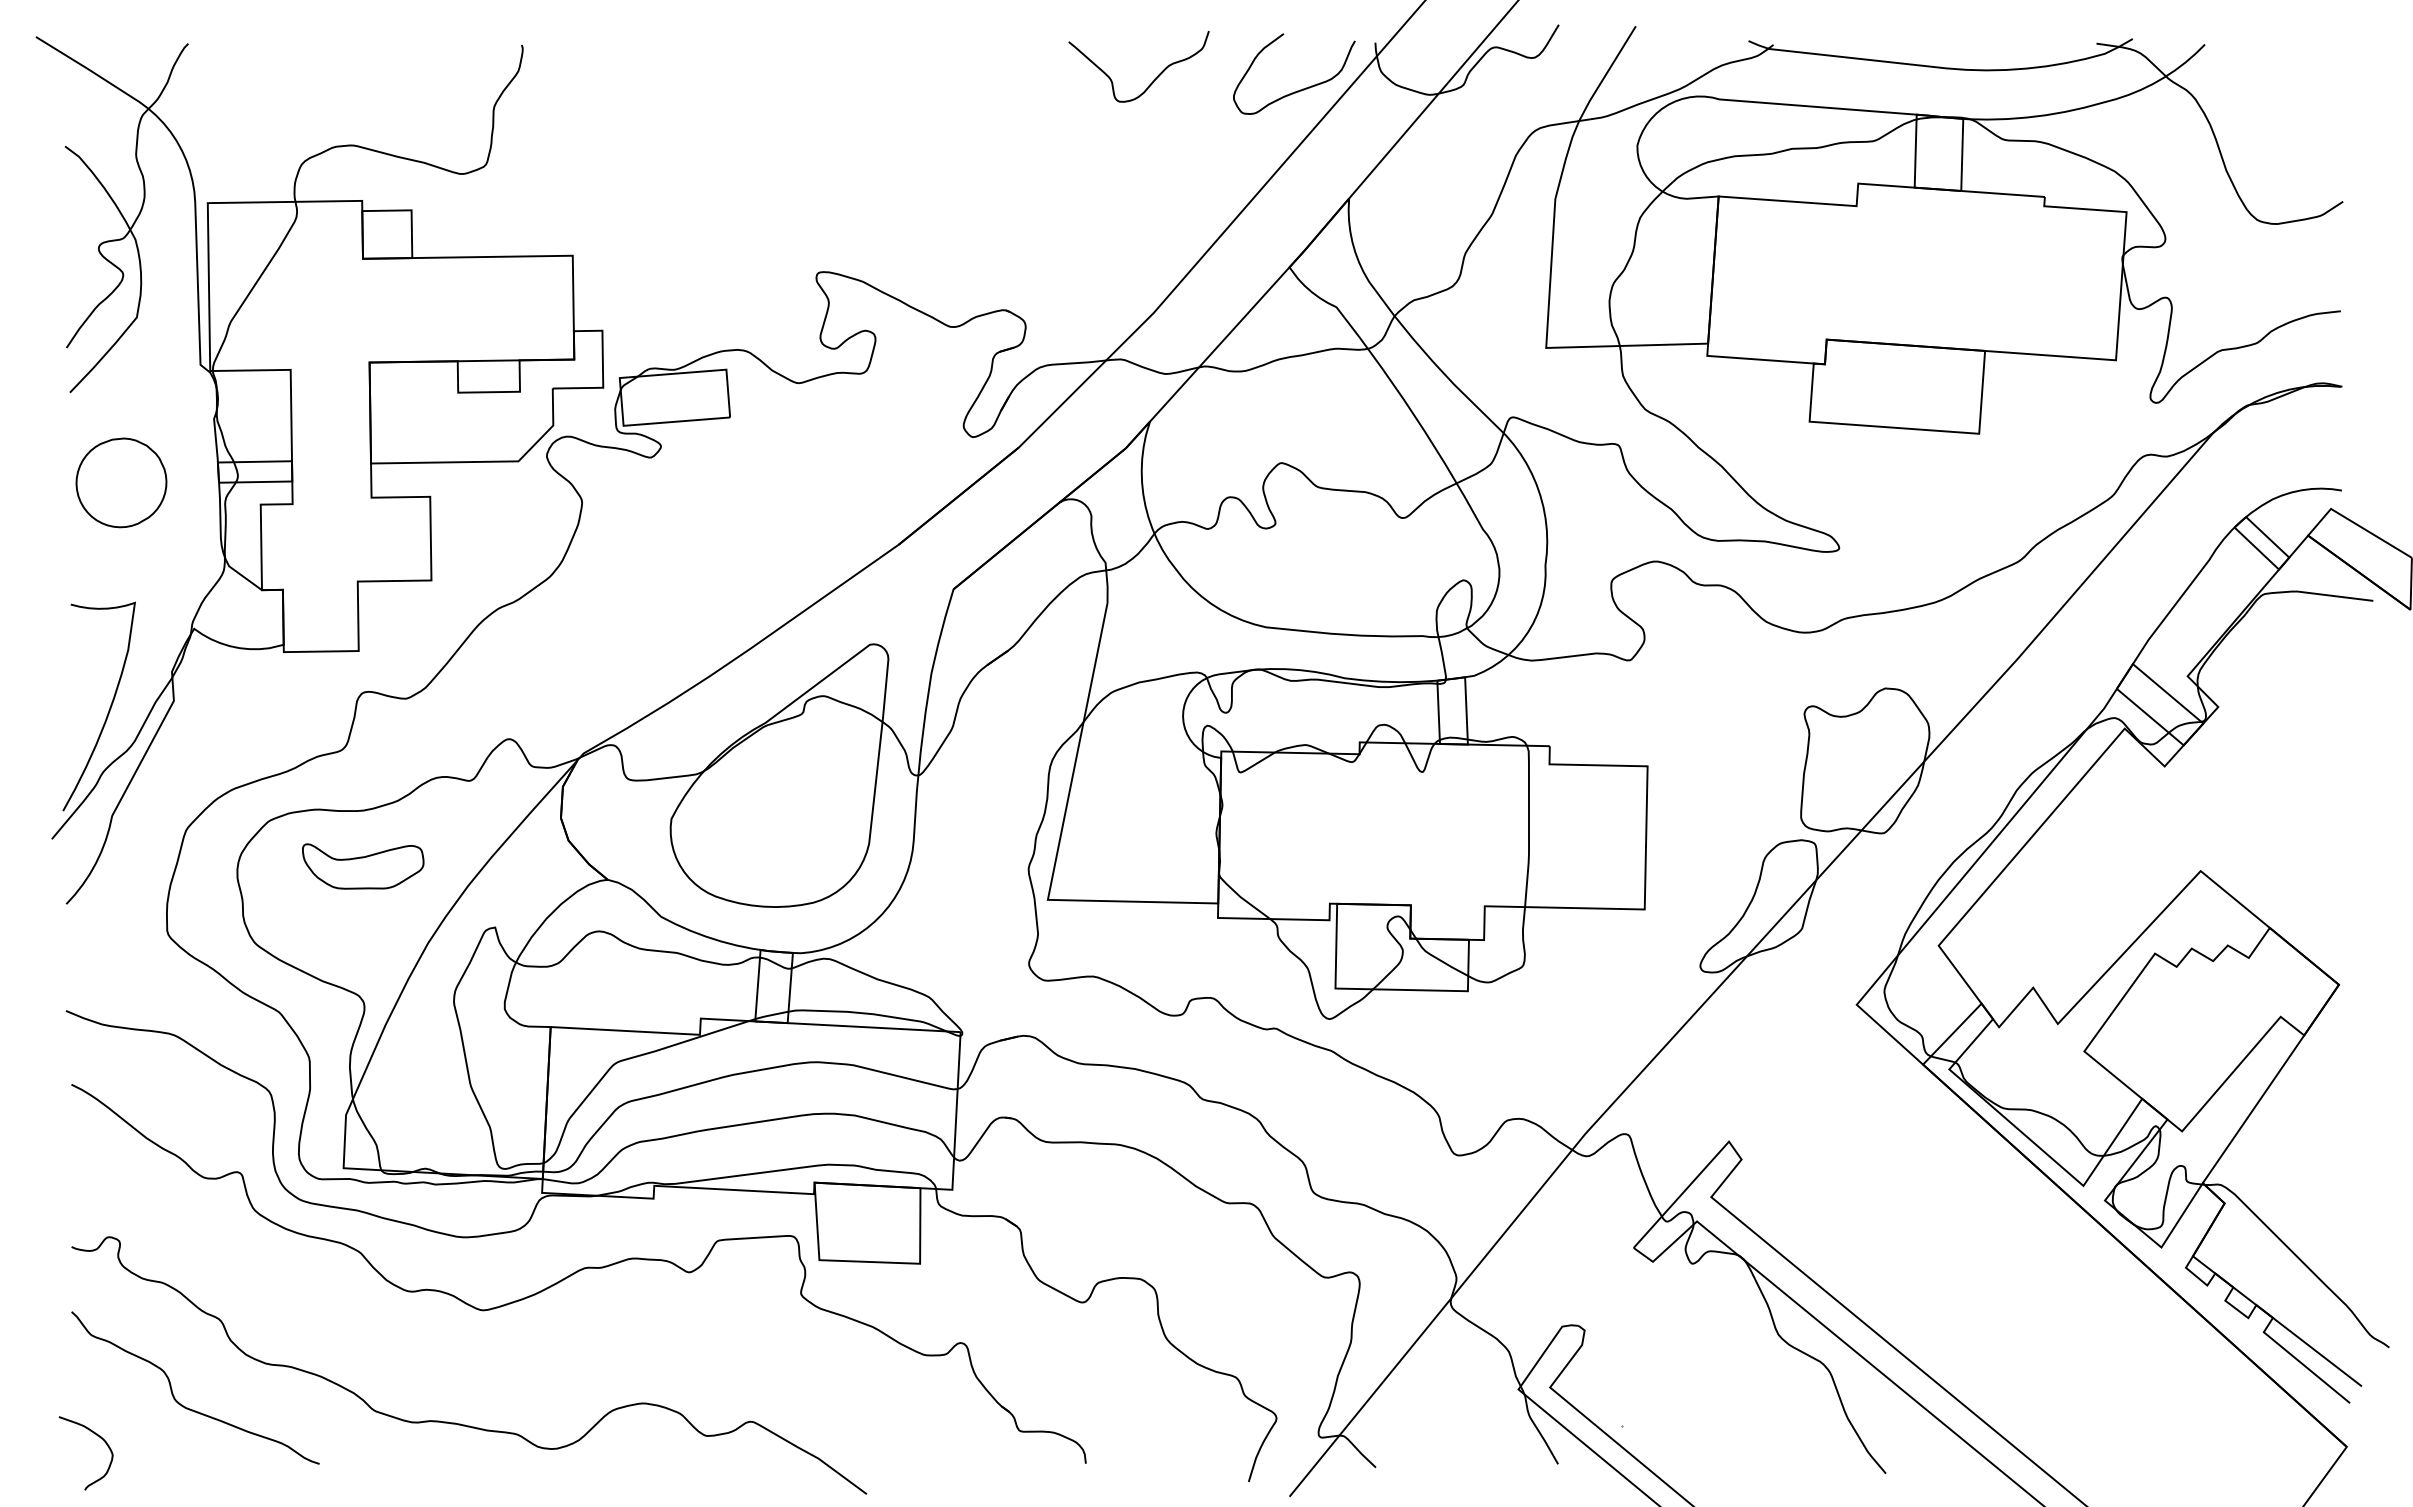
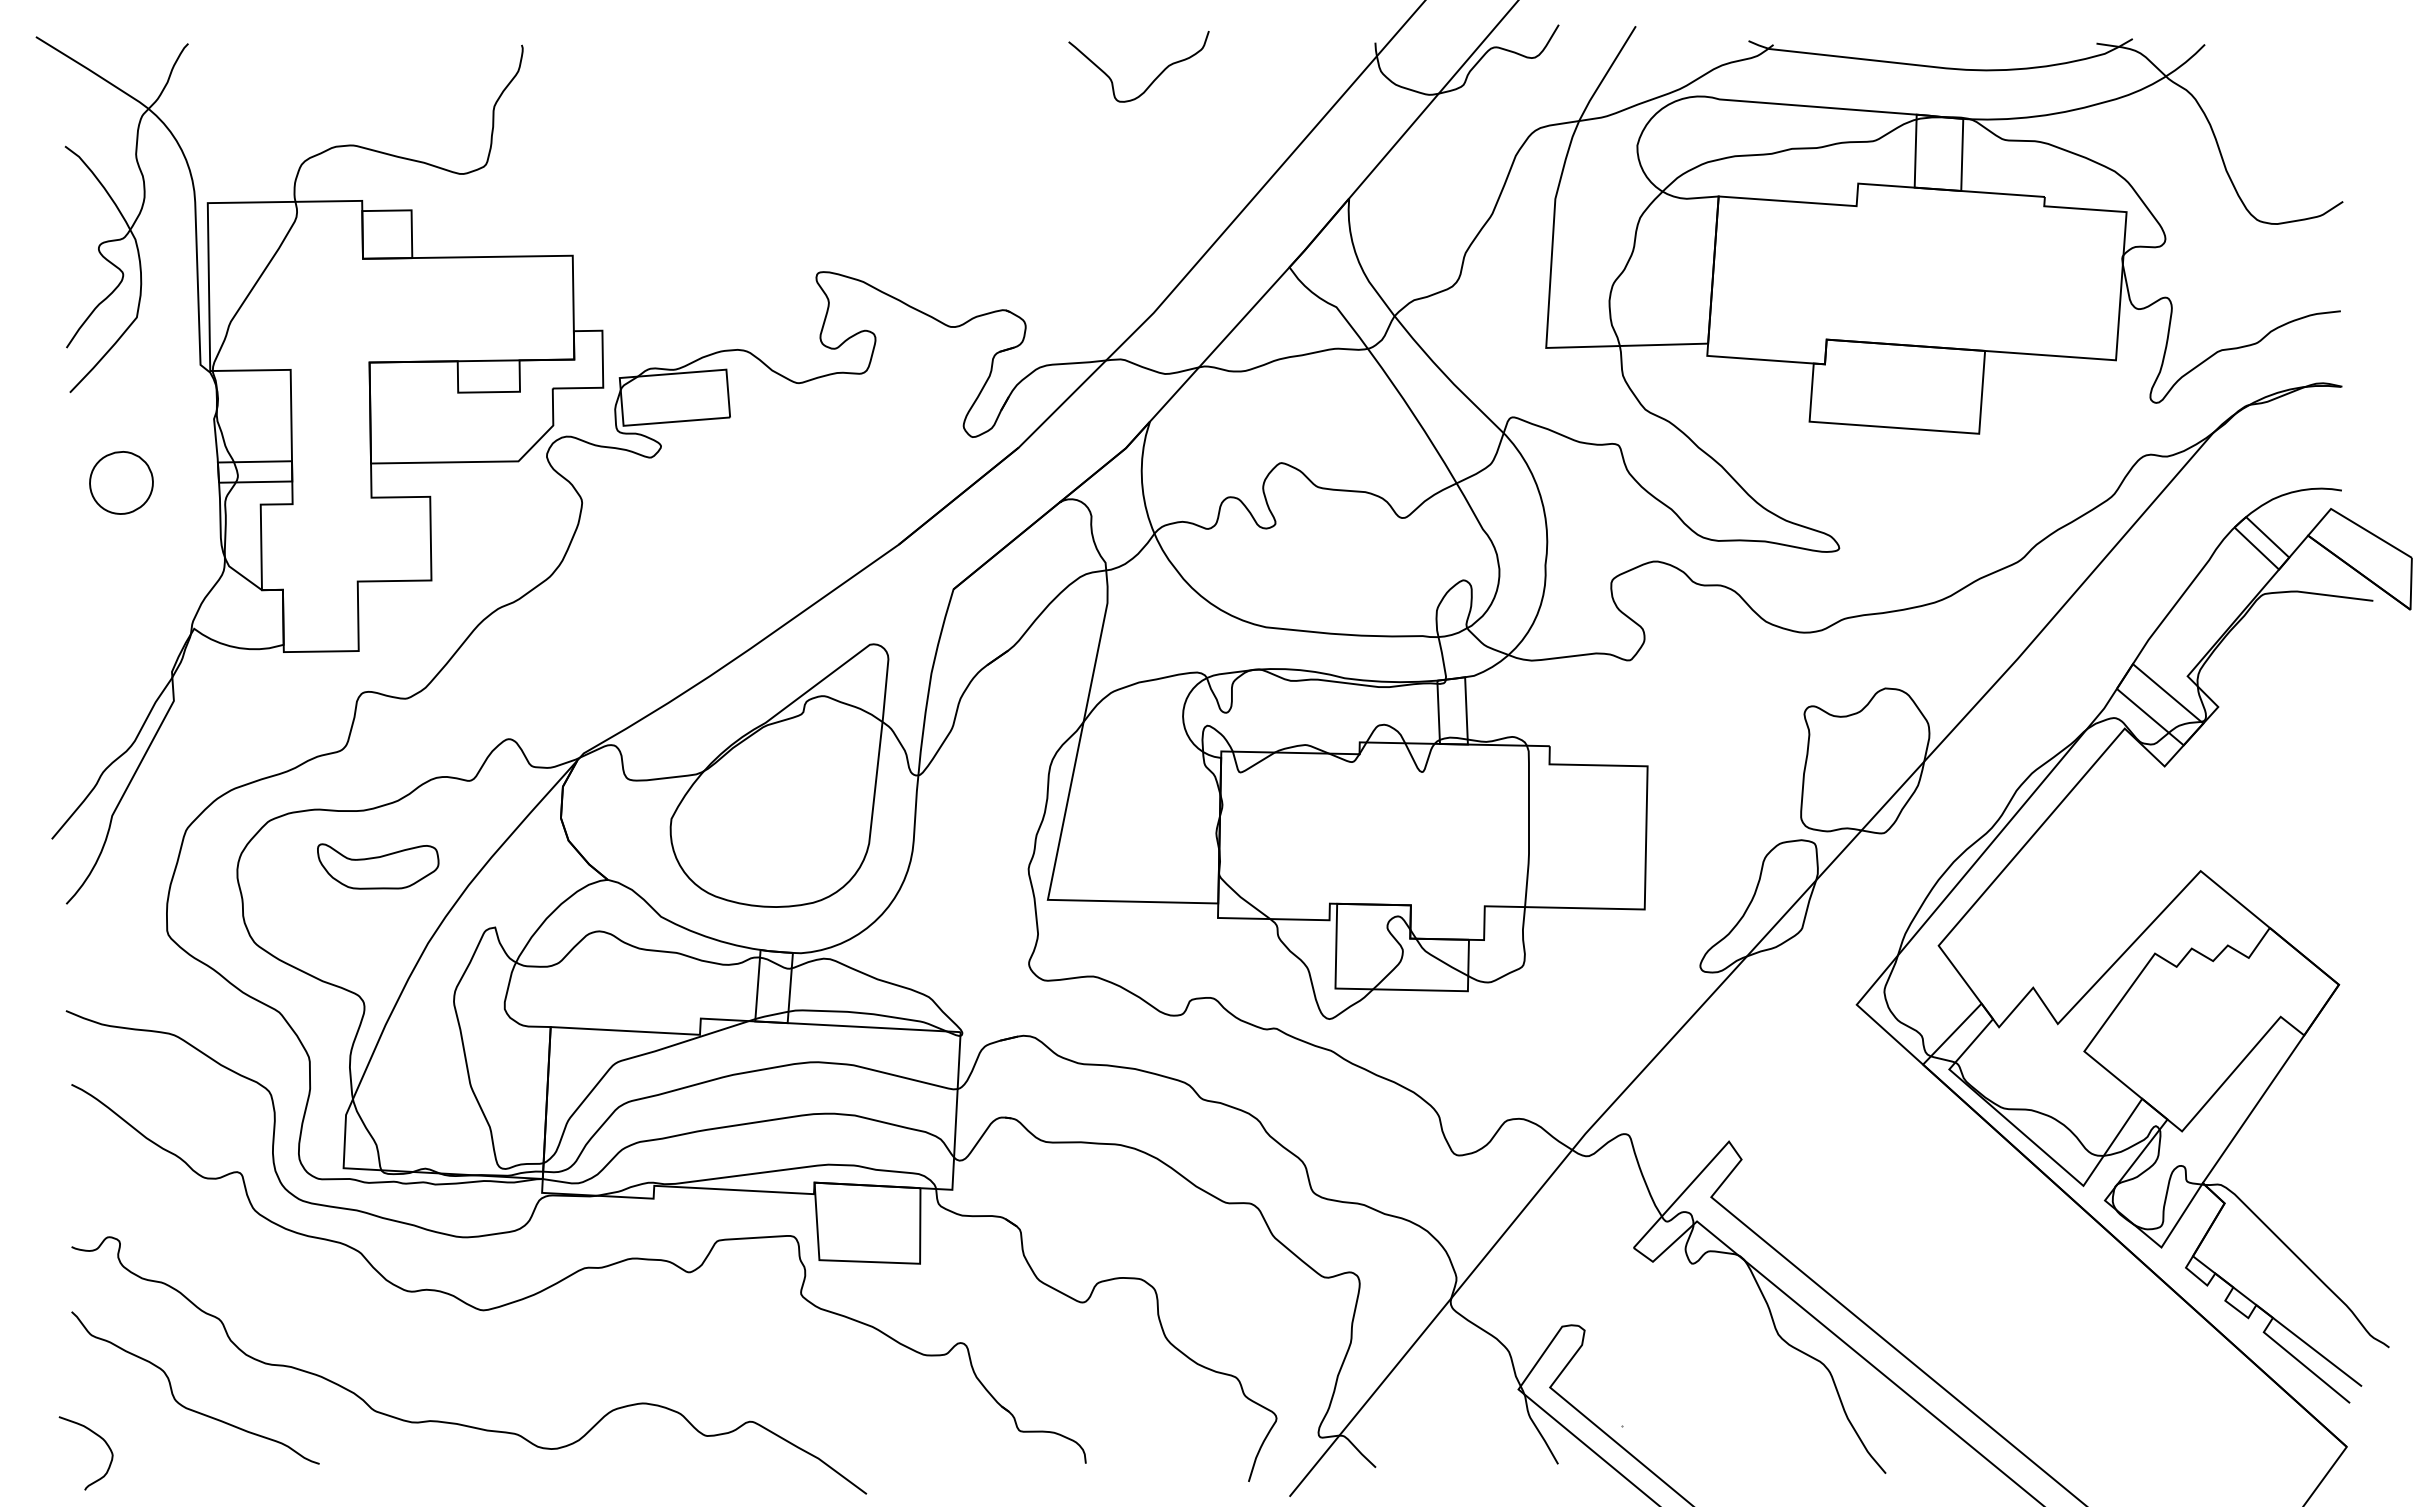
curve: present -> none (1300, 89)
part size: 93x92 px -> 65x64 px (121, 482)
curve: present -> none (108, 710)
part position: (363, 866) -> (378, 866) (378, 866)
